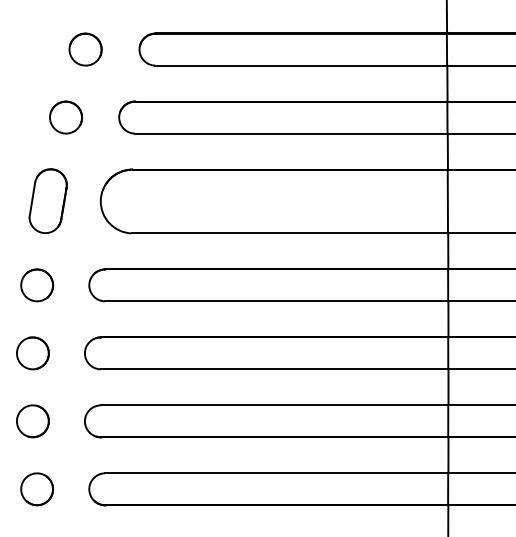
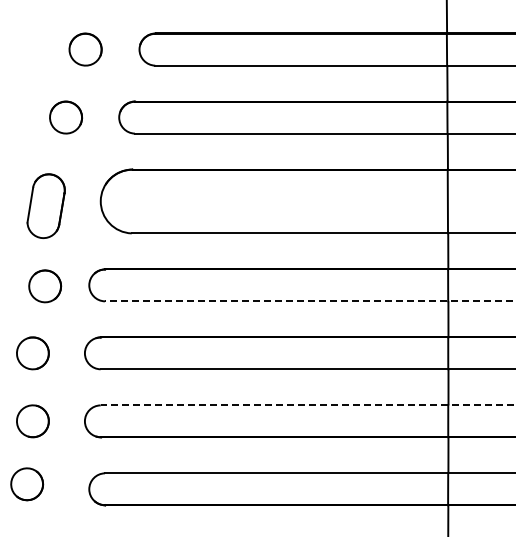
part position: (47, 200) -> (45, 205) (45, 205)
part position: (37, 285) -> (45, 286) (45, 286)
line: solid -> dashed (309, 301)
line: solid -> dashed (307, 405)
part position: (37, 489) -> (27, 484) (27, 484)
